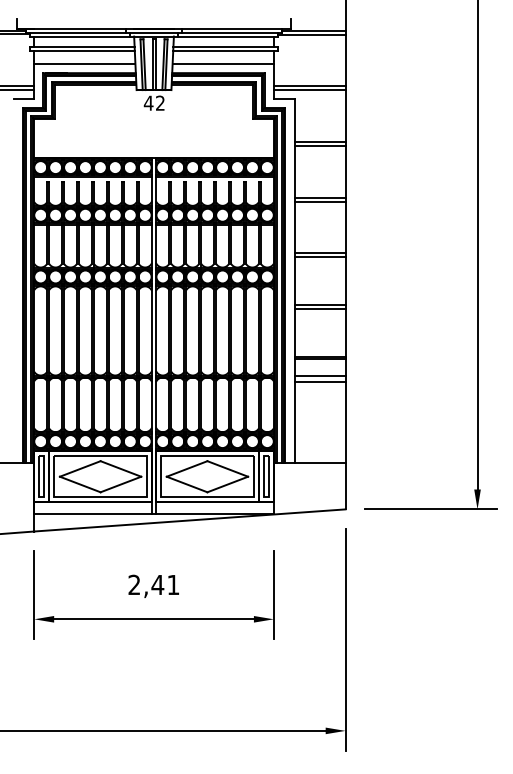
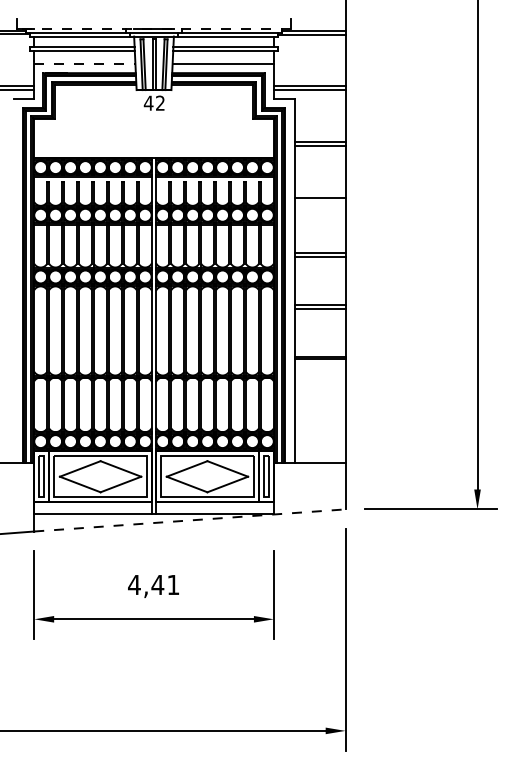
line: solid -> dashed (154, 28)
line: solid -> dashed (84, 64)
line: present -> none (319, 201)
line: present -> none (319, 375)
line: present -> none (319, 382)
line: solid -> dashed (190, 520)
text: 2,41 -> 4,41 (134, 584)
